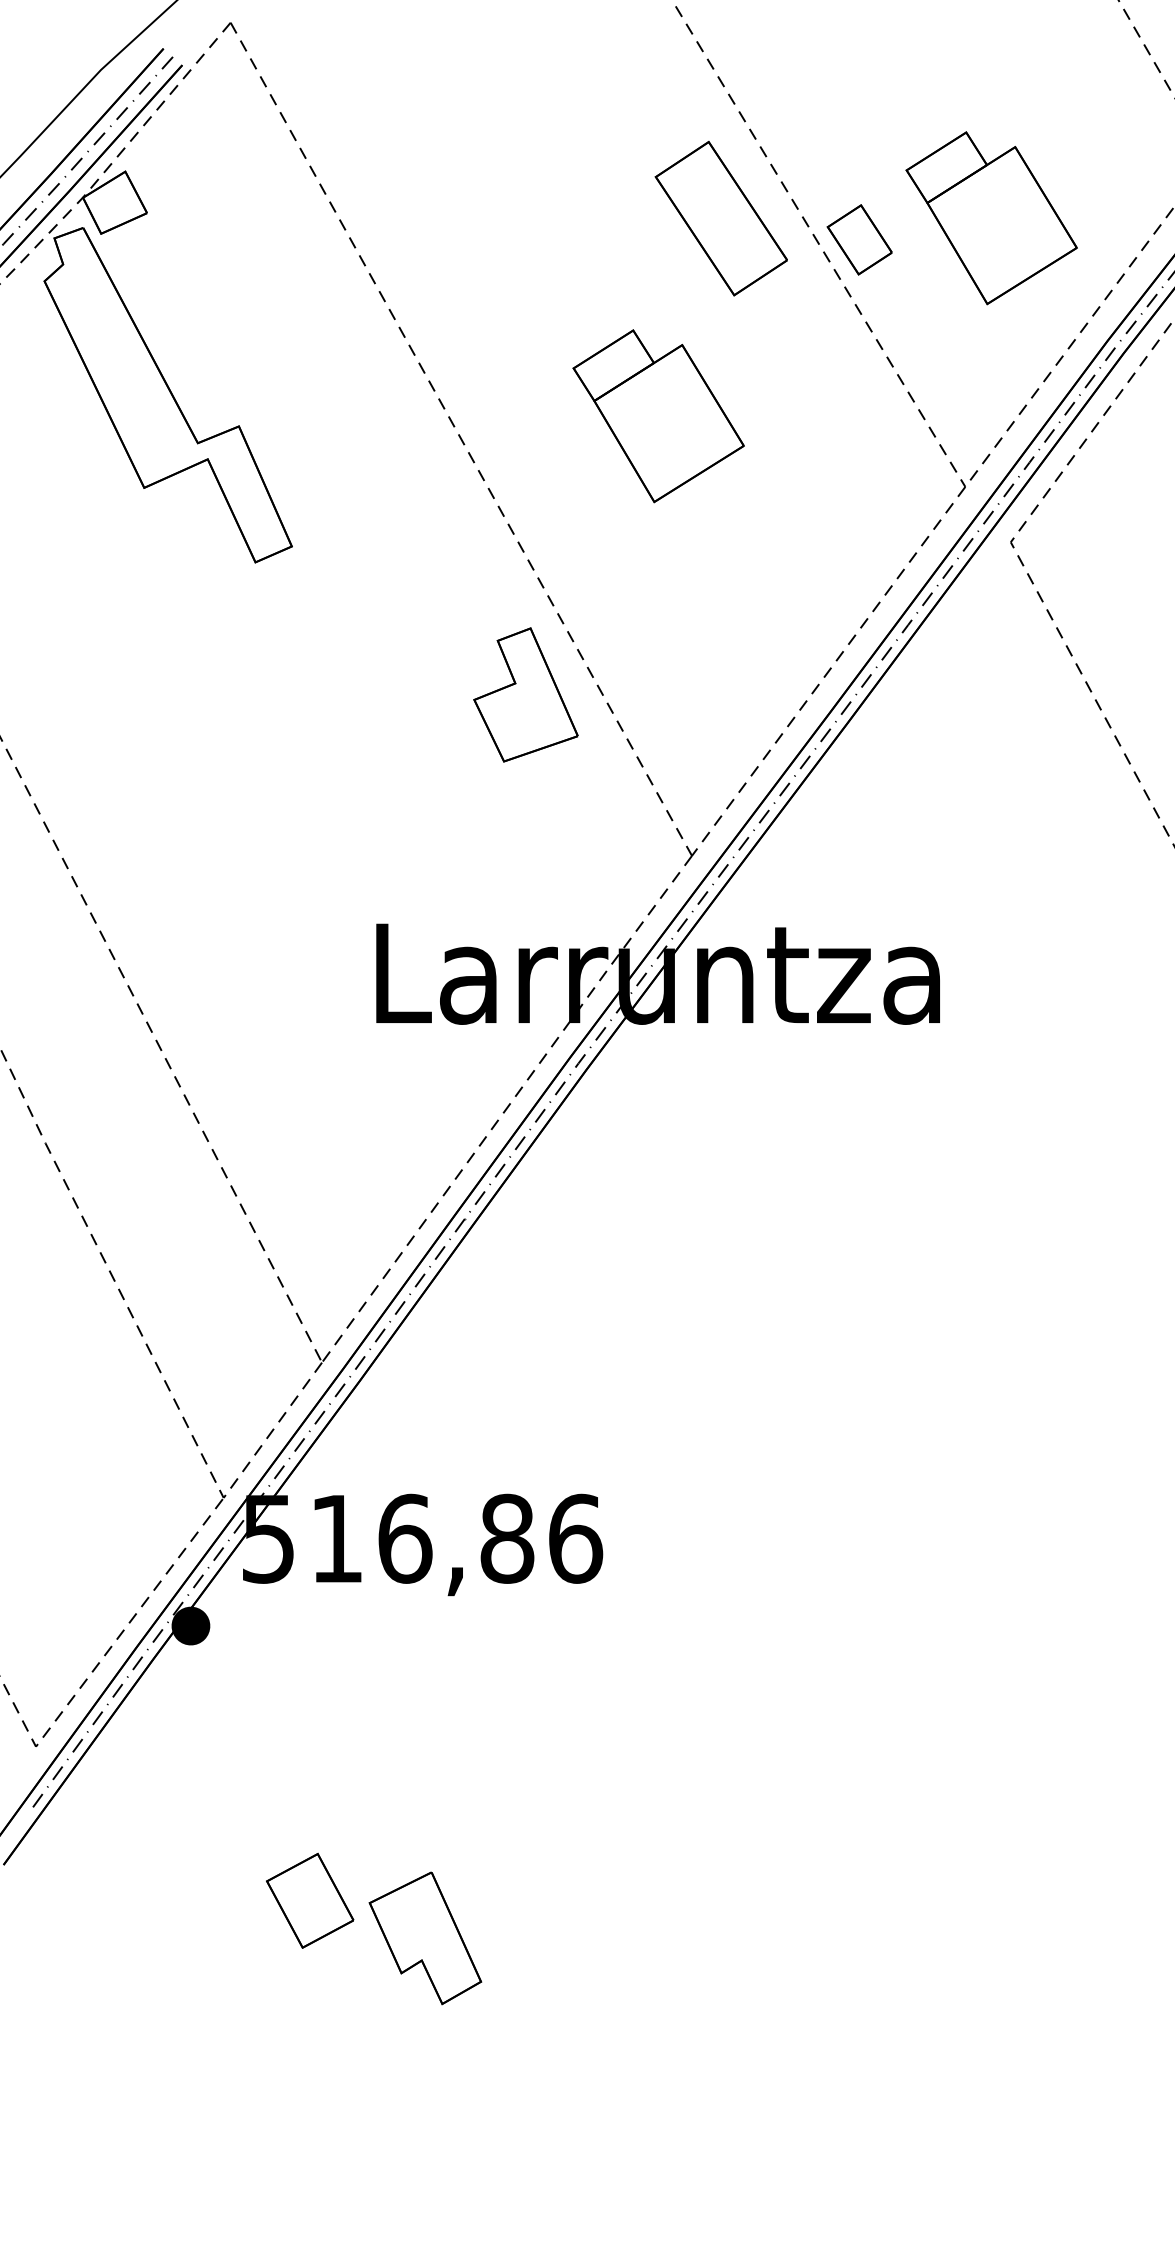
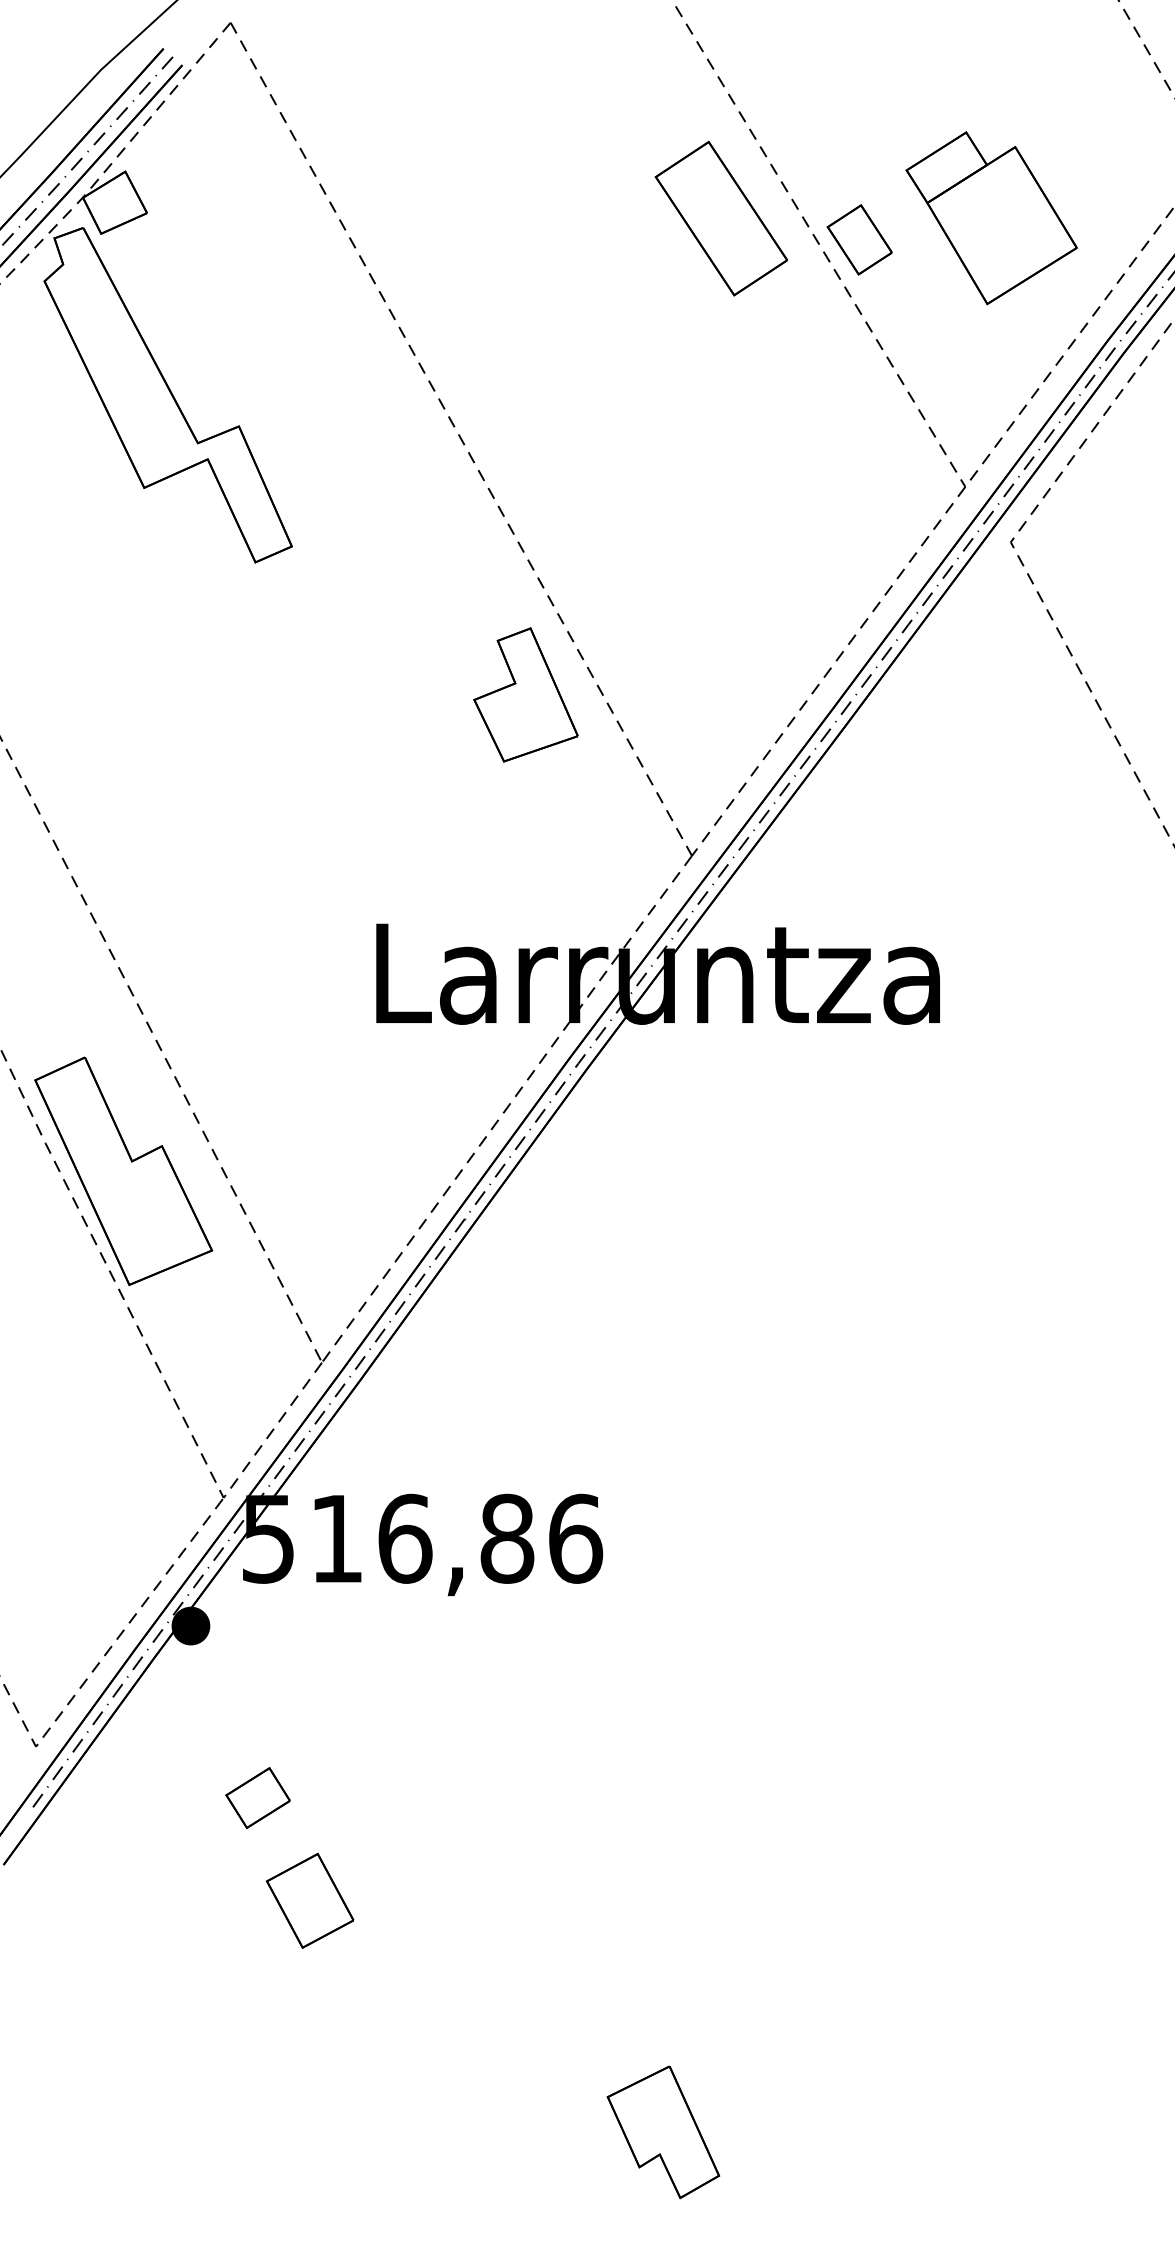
part: present -> none (658, 416)
part: none -> present (123, 1170)
part: none -> present (257, 1798)
part position: (425, 1938) -> (663, 2132) (663, 2132)
